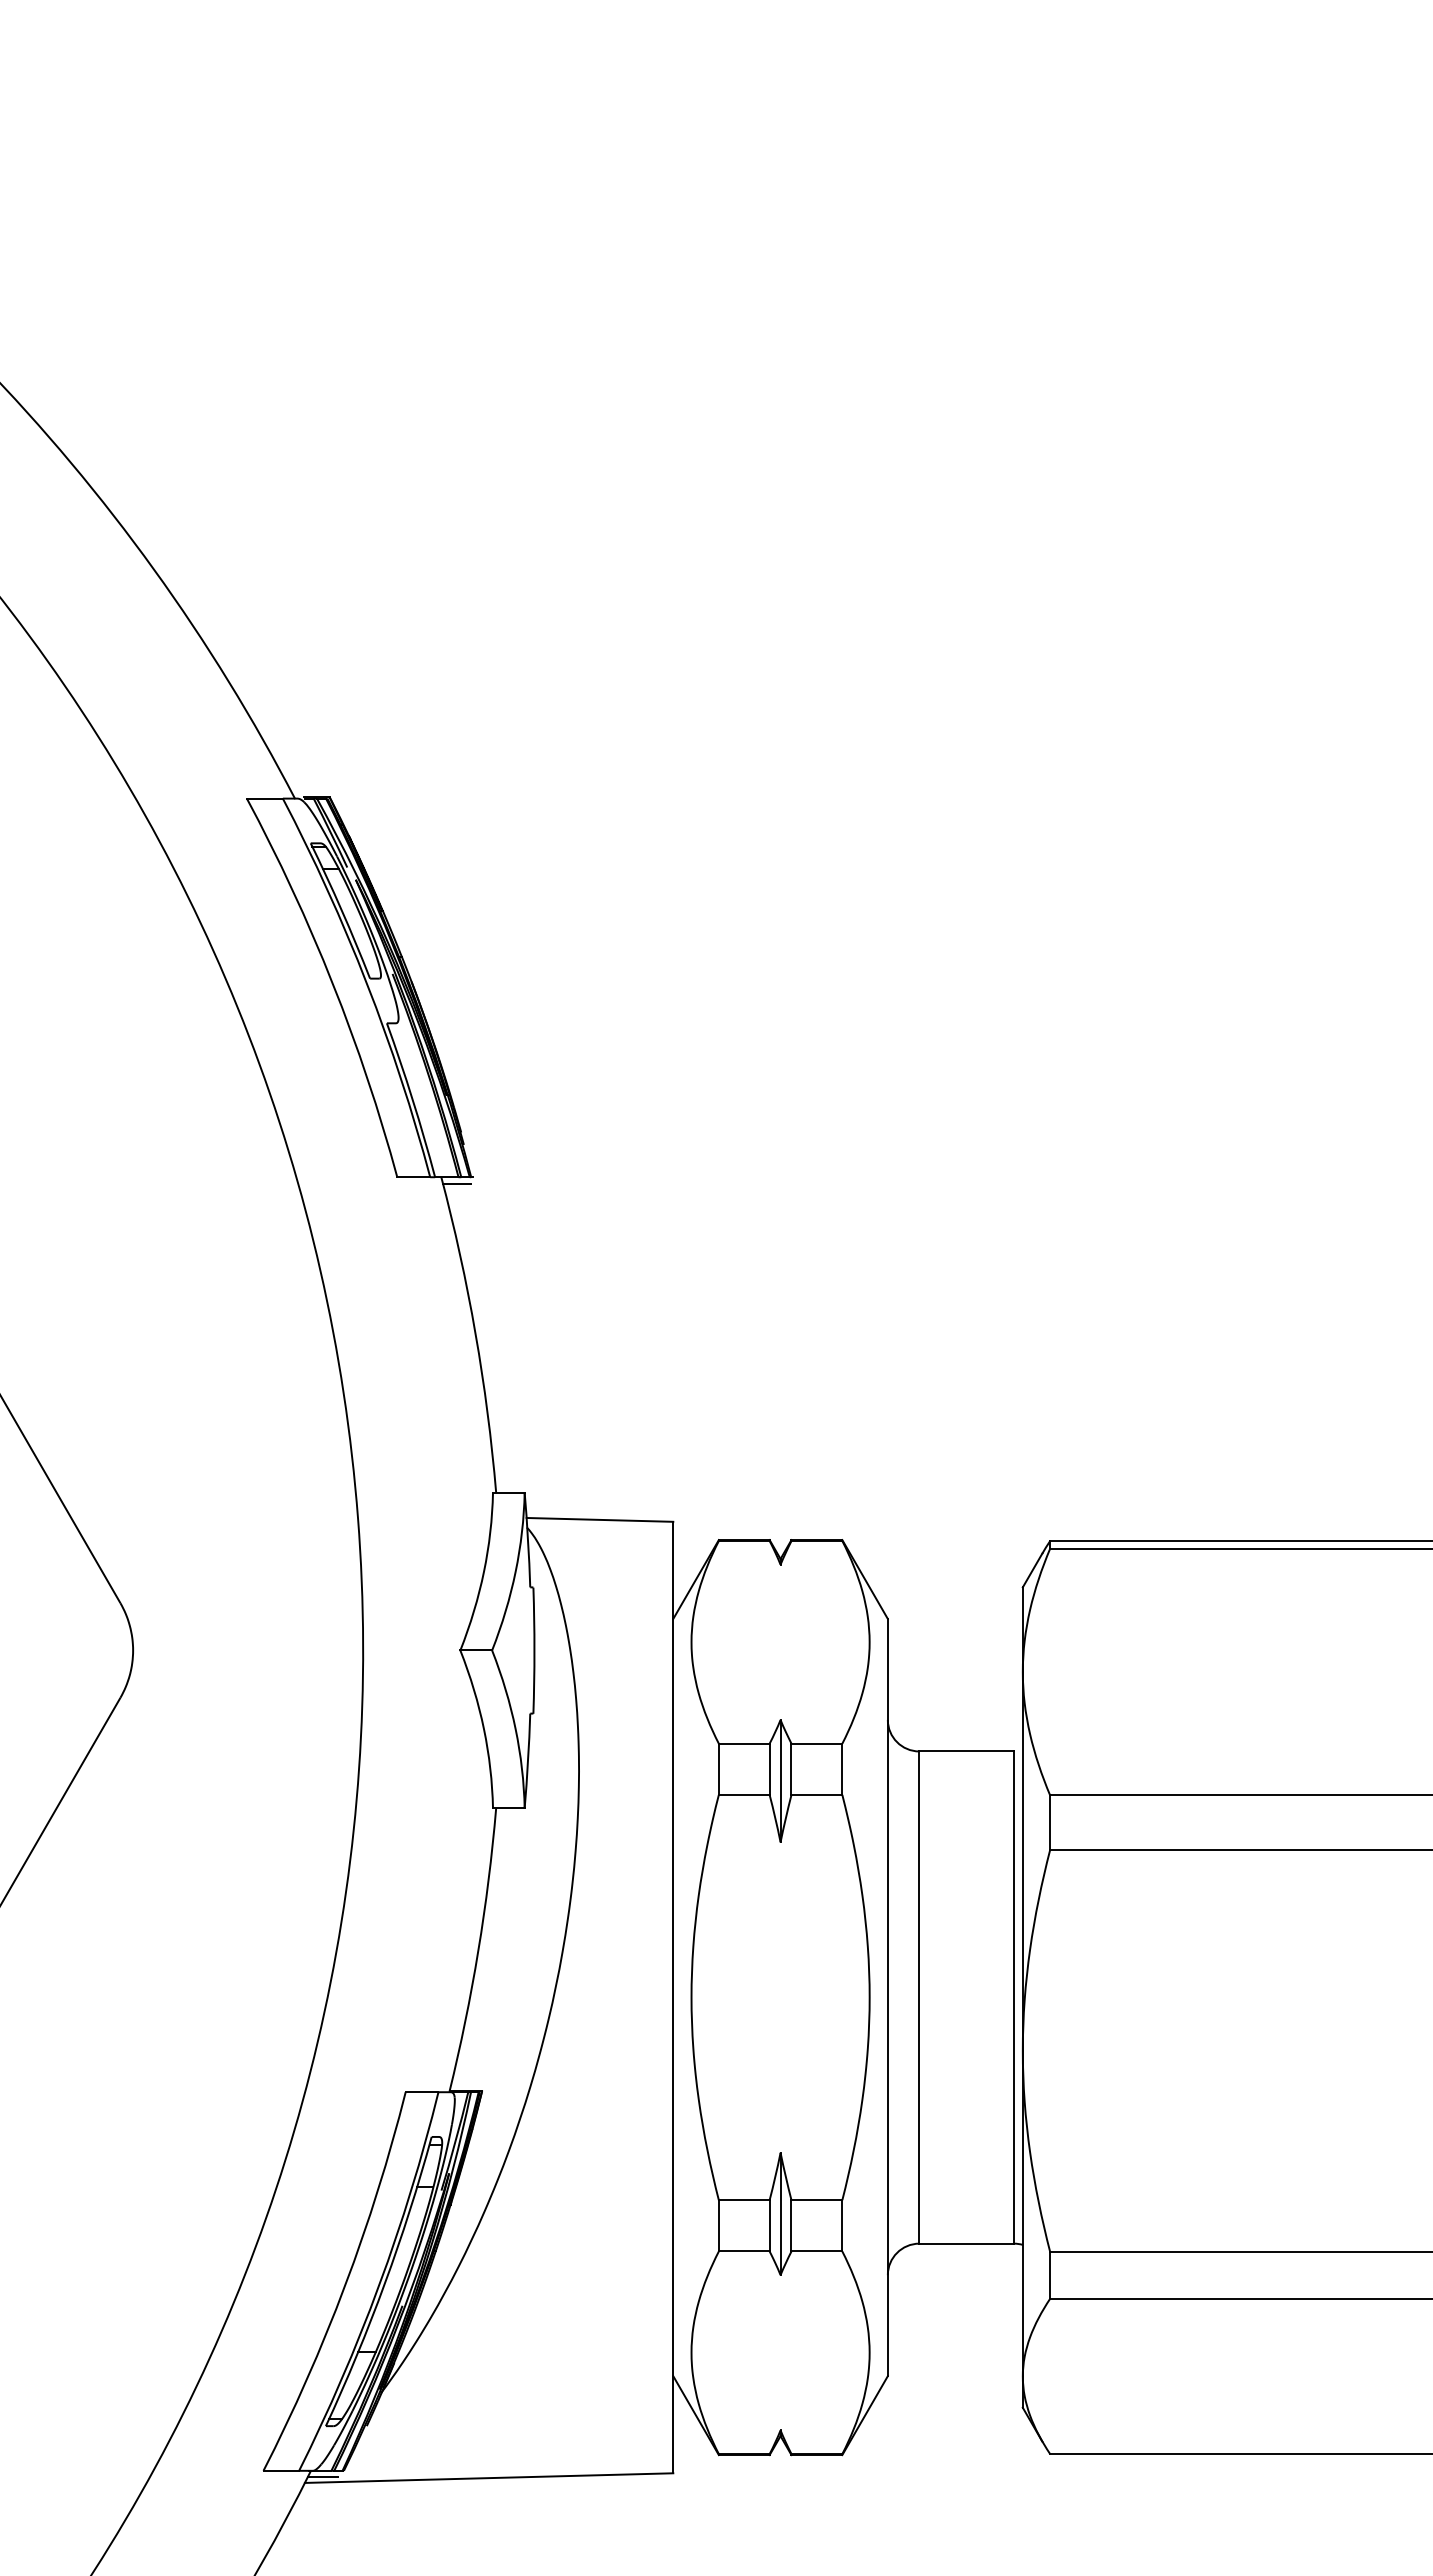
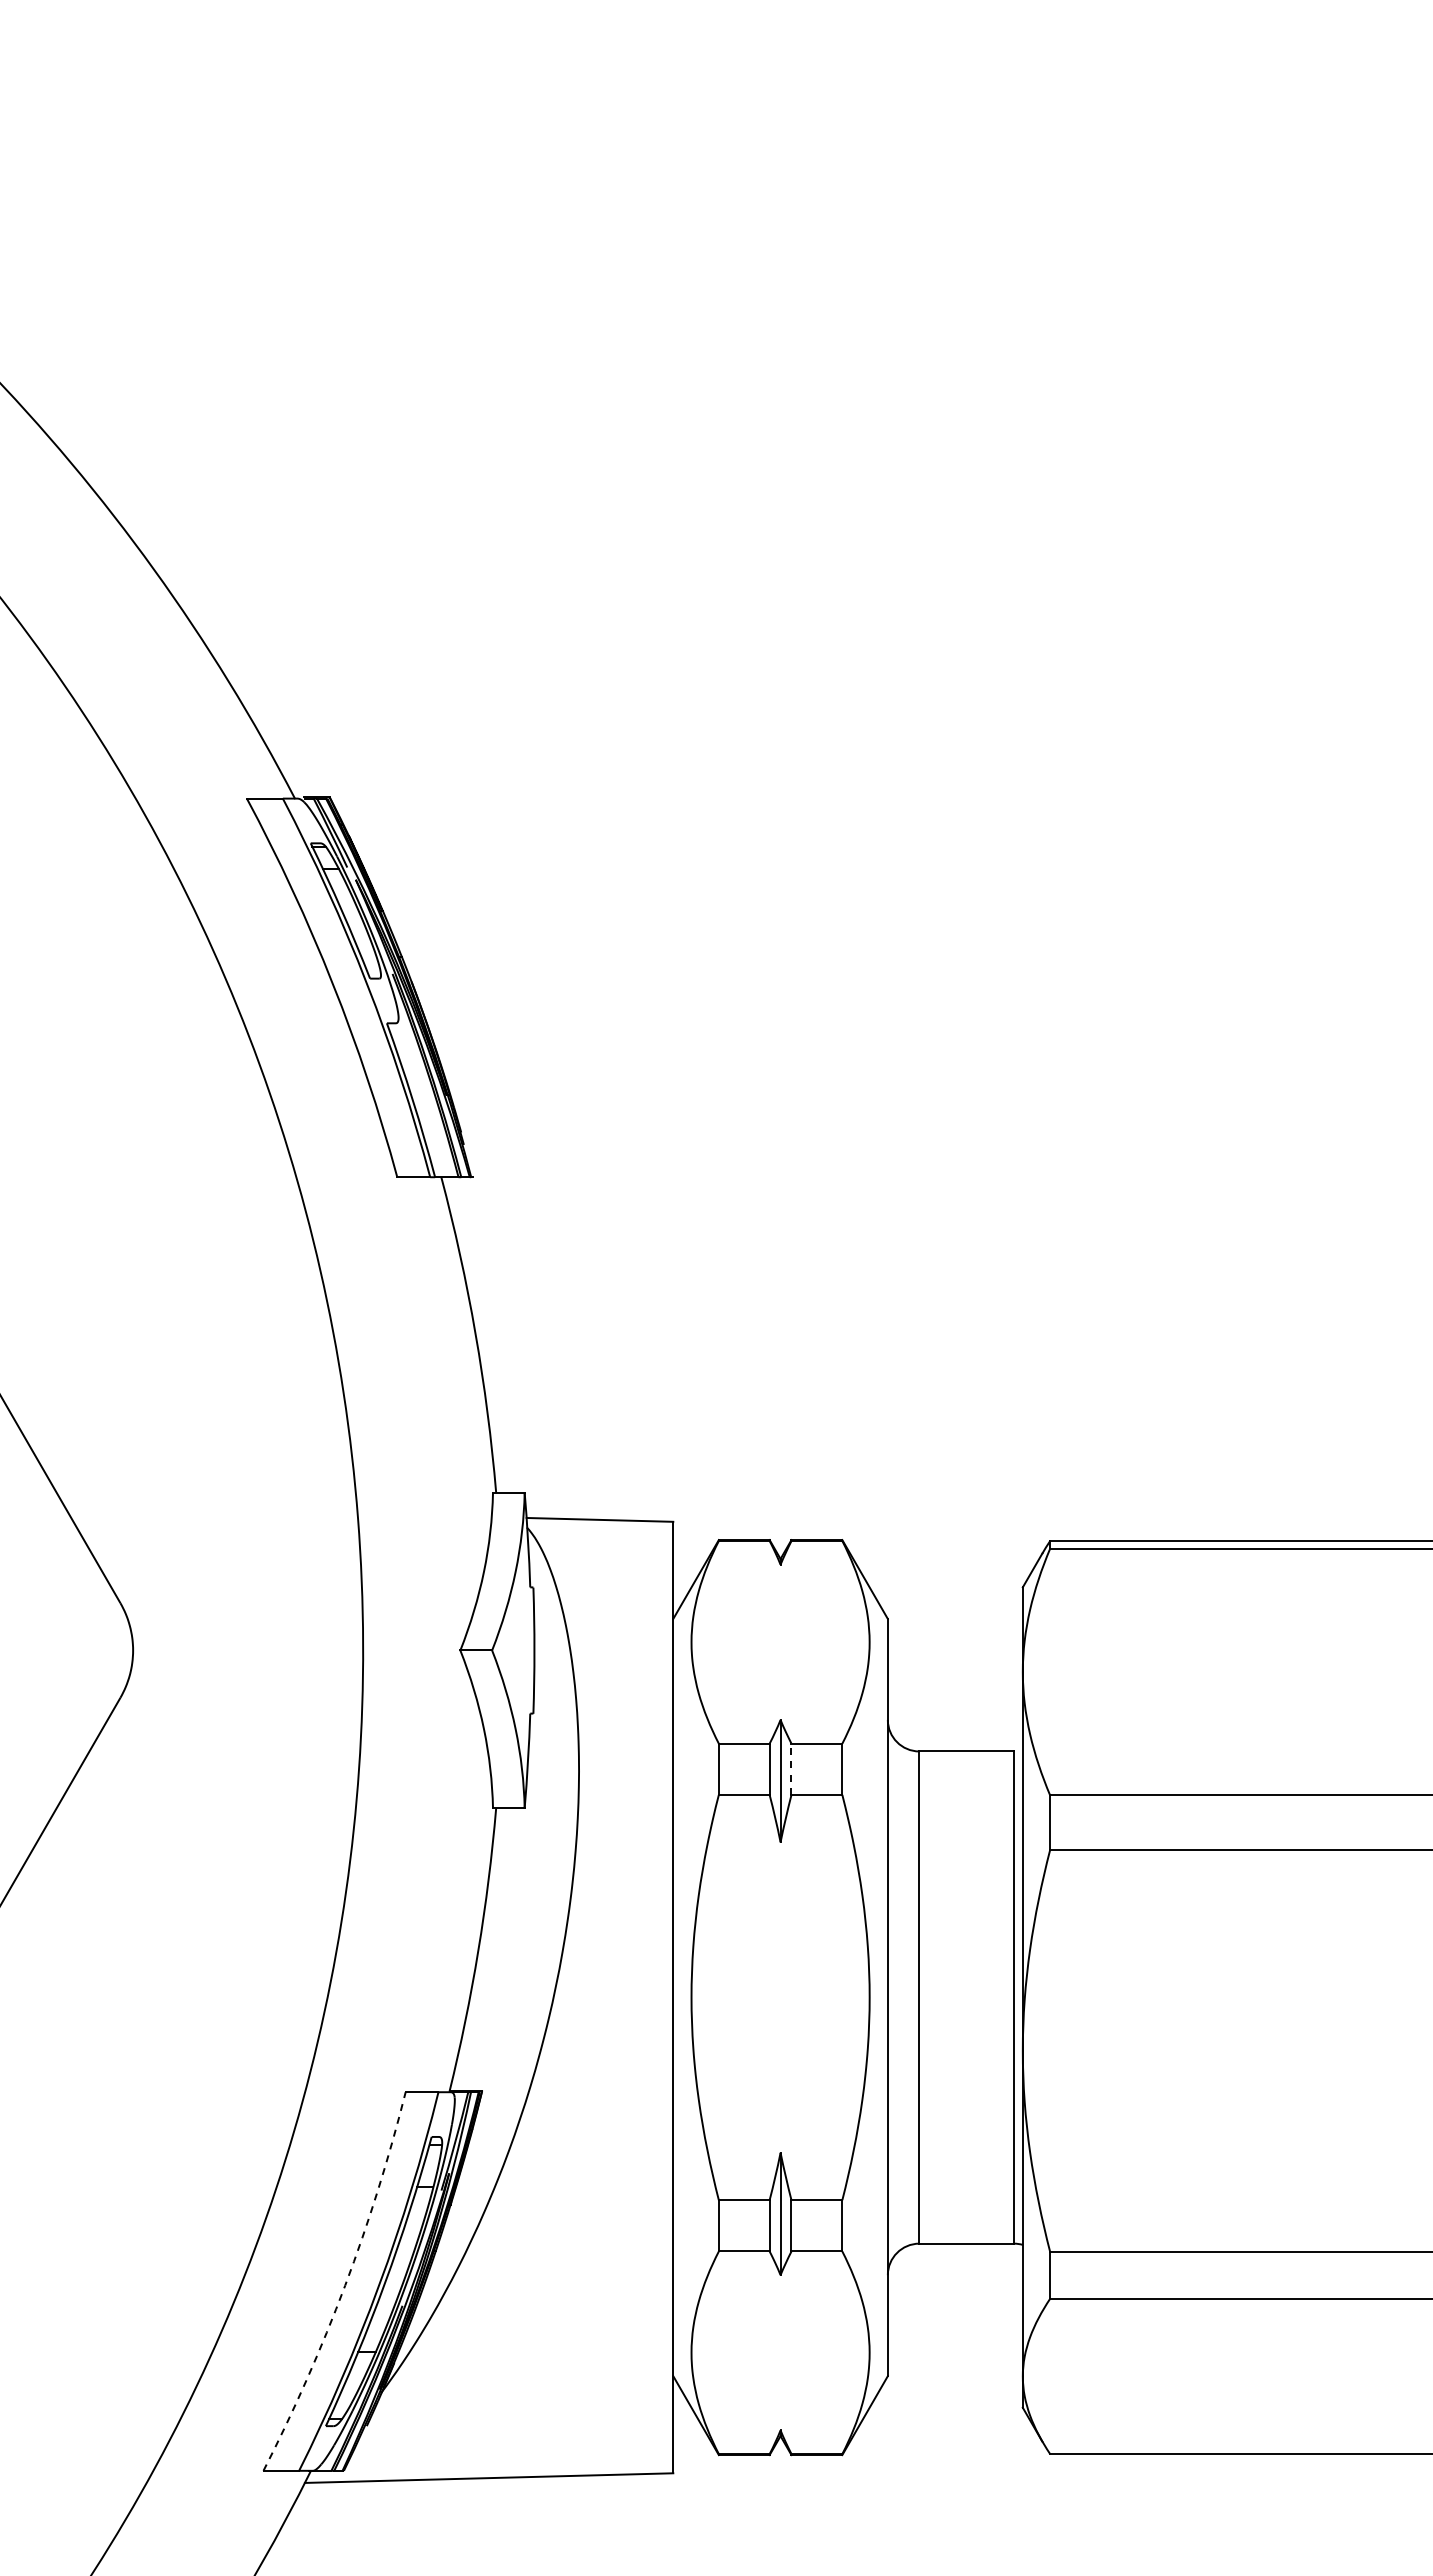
line: present -> none (457, 1183)
line: solid -> dashed (791, 1769)
arc: solid -> dashed (345, 2285)
line: present -> none (322, 2477)
